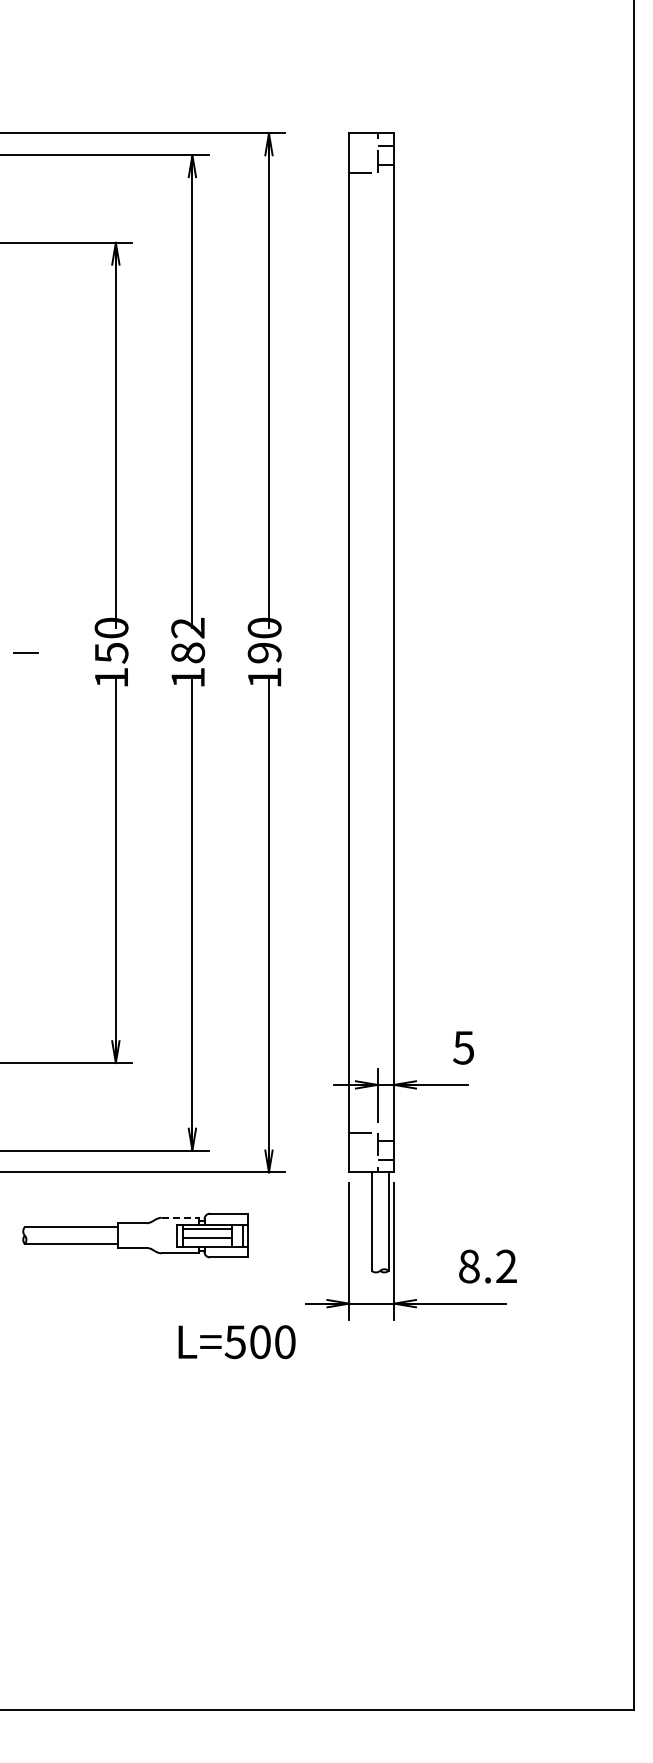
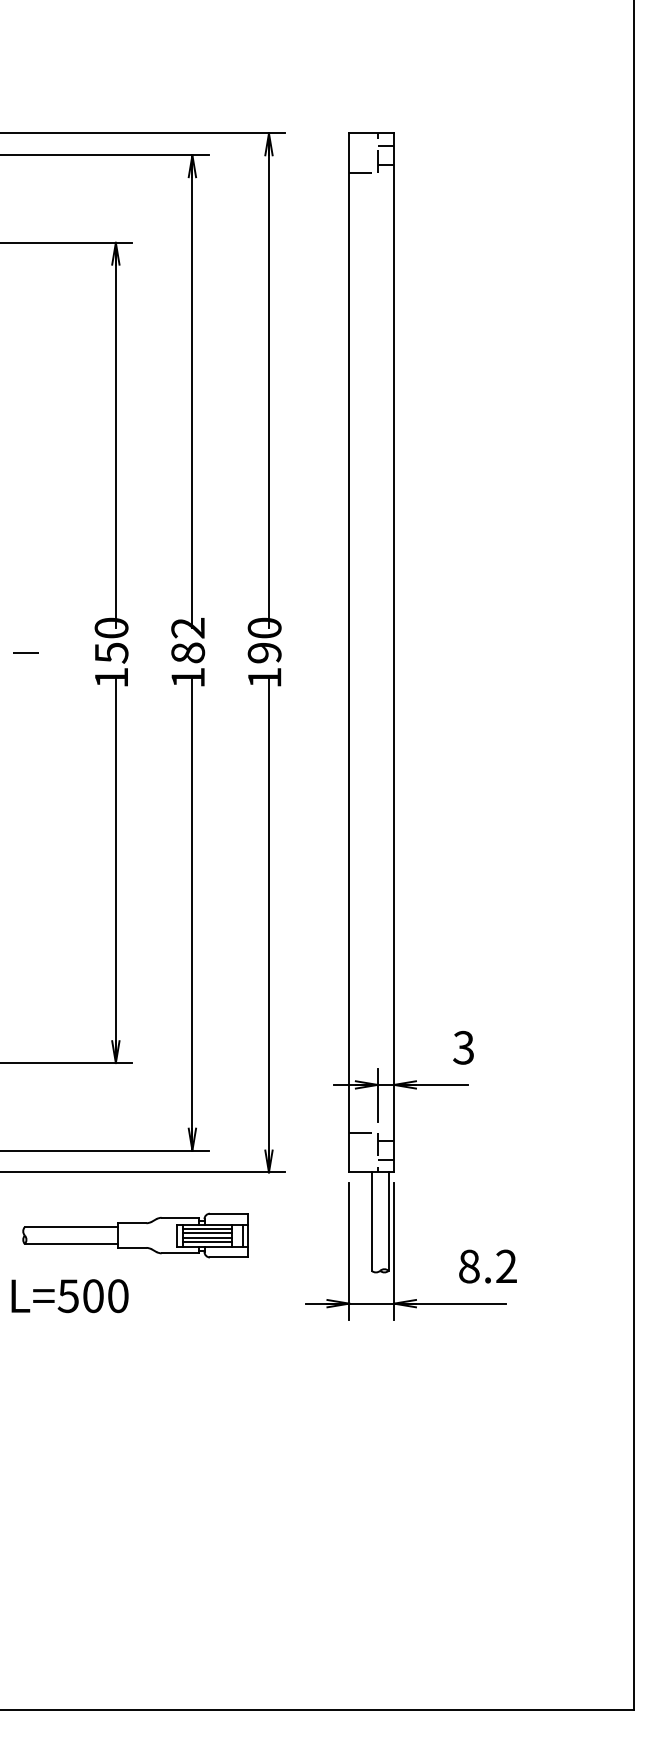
text: 5 -> 3 (463, 1047)
line: dashed -> solid (180, 1217)
line: none -> present (206, 1233)
line: none -> present (206, 1242)
text position: (236, 1342) -> (69, 1296) (69, 1296)
